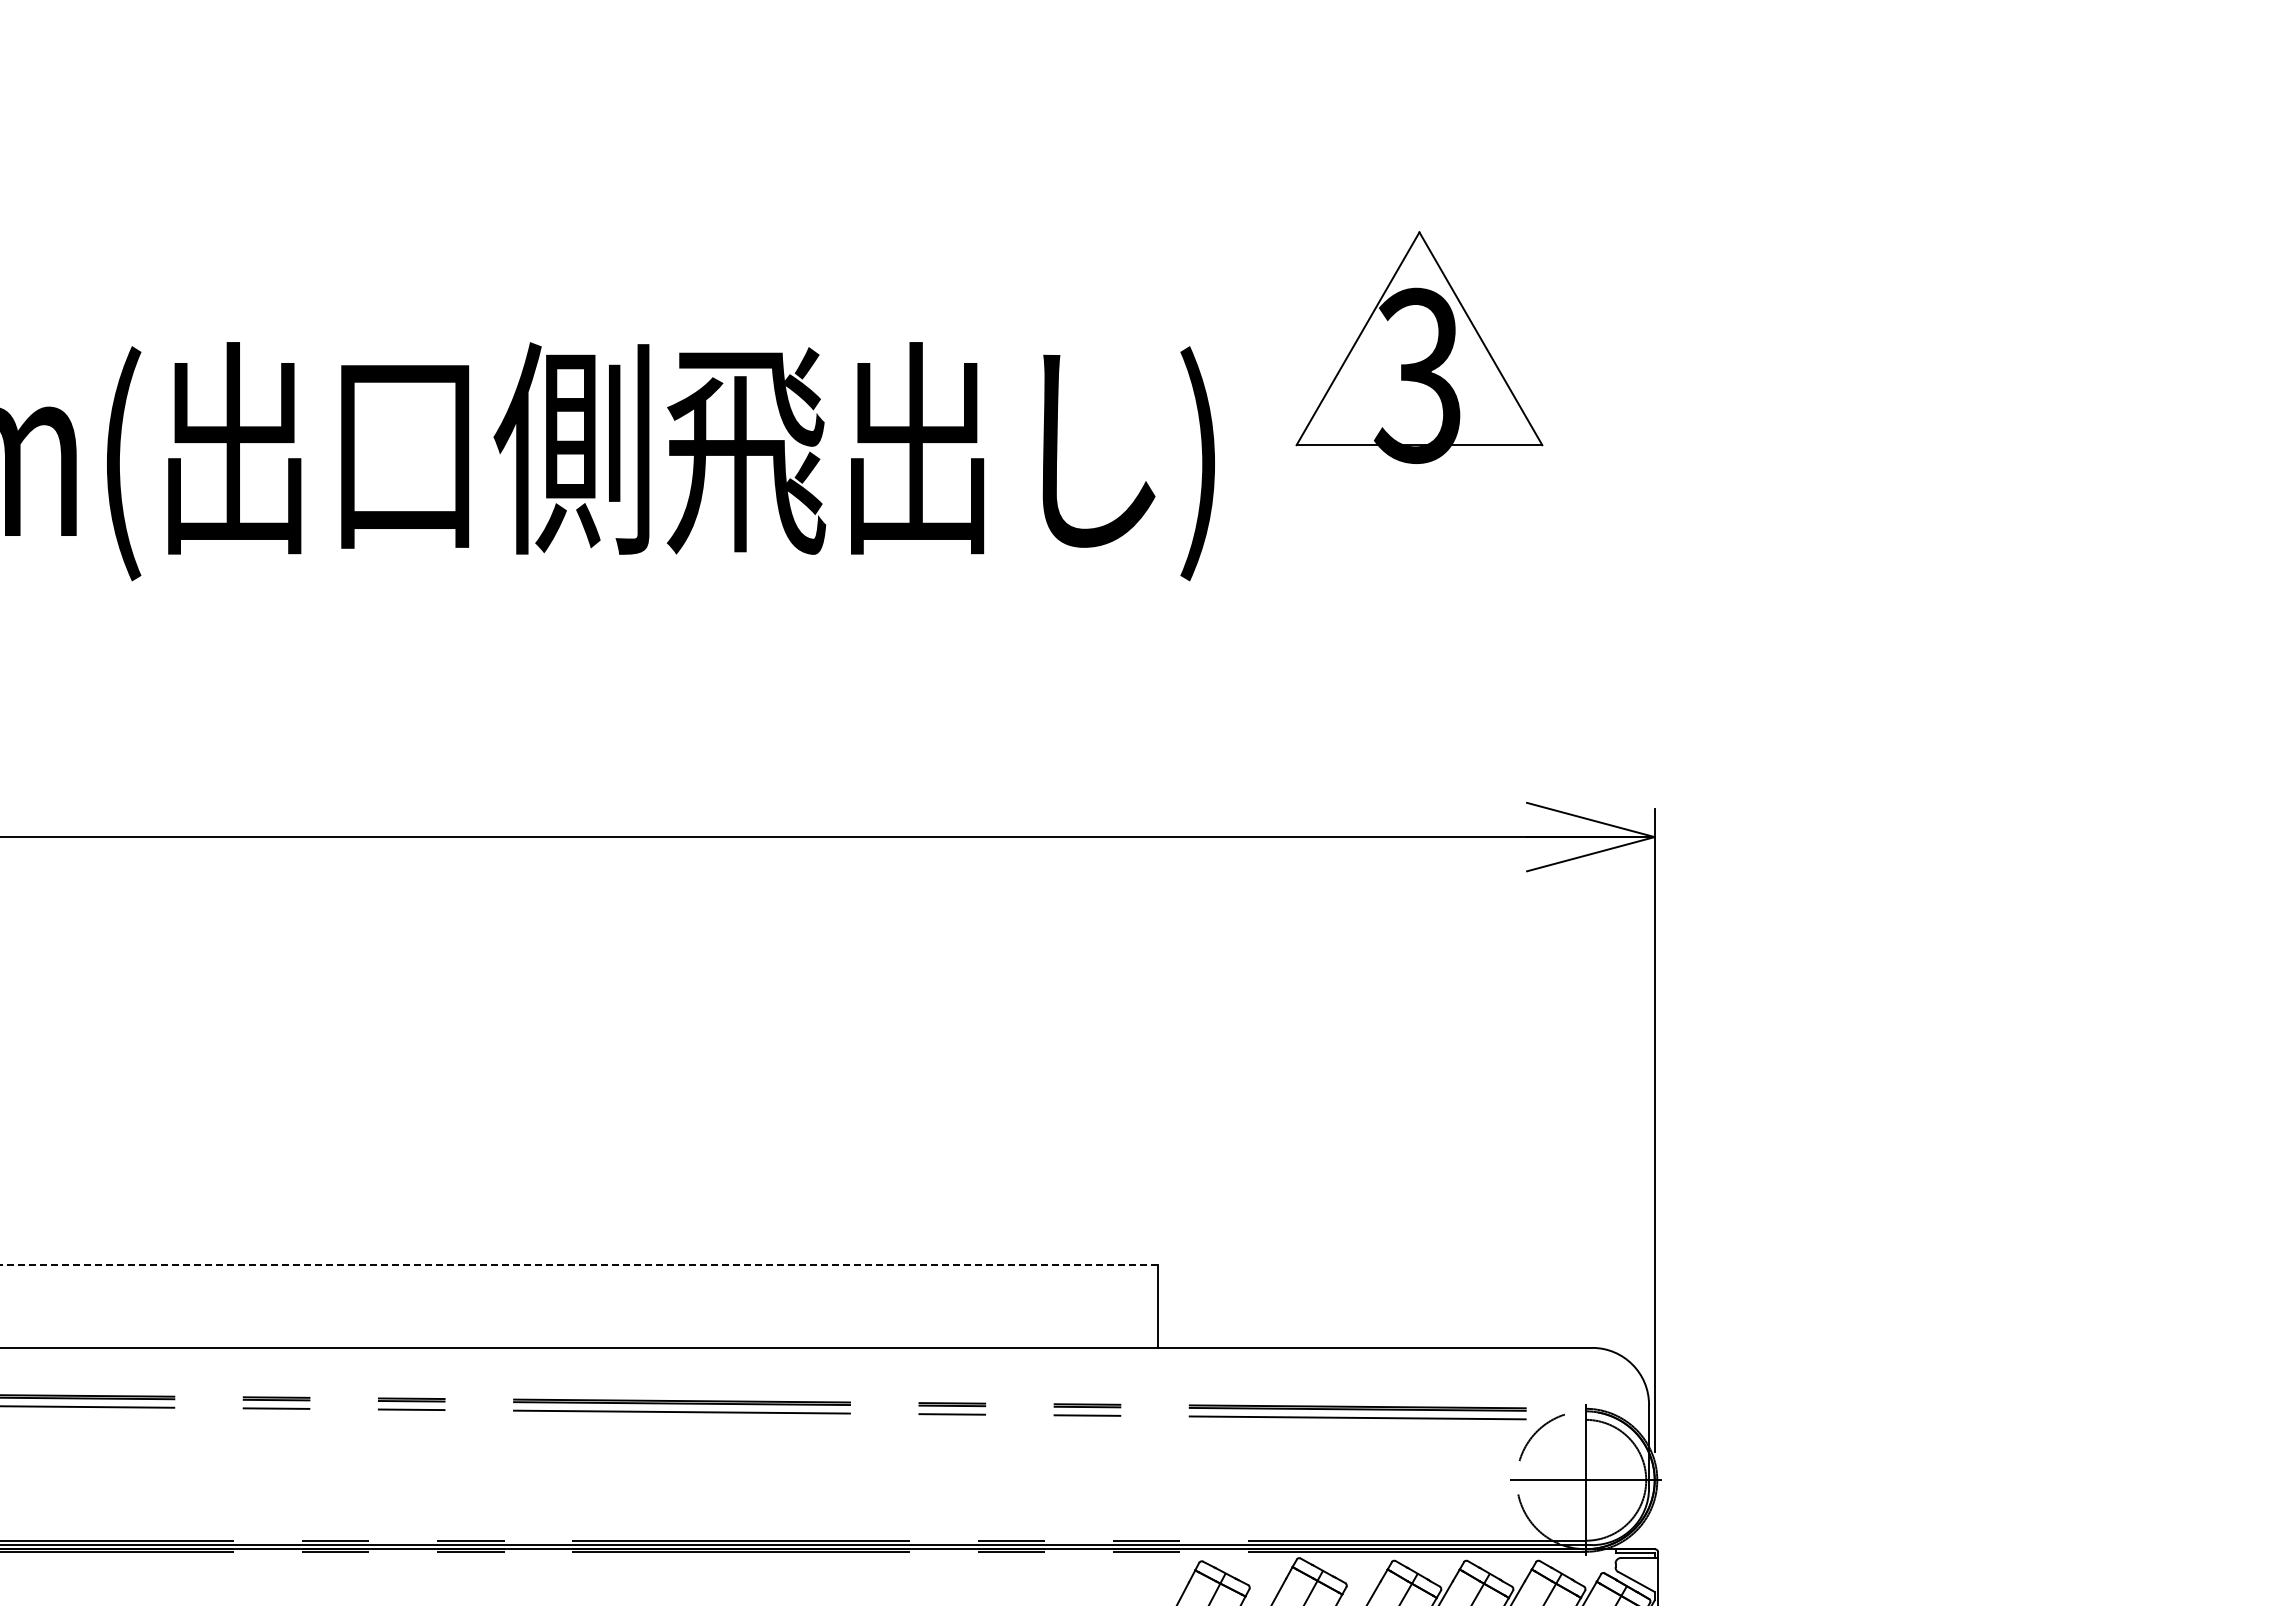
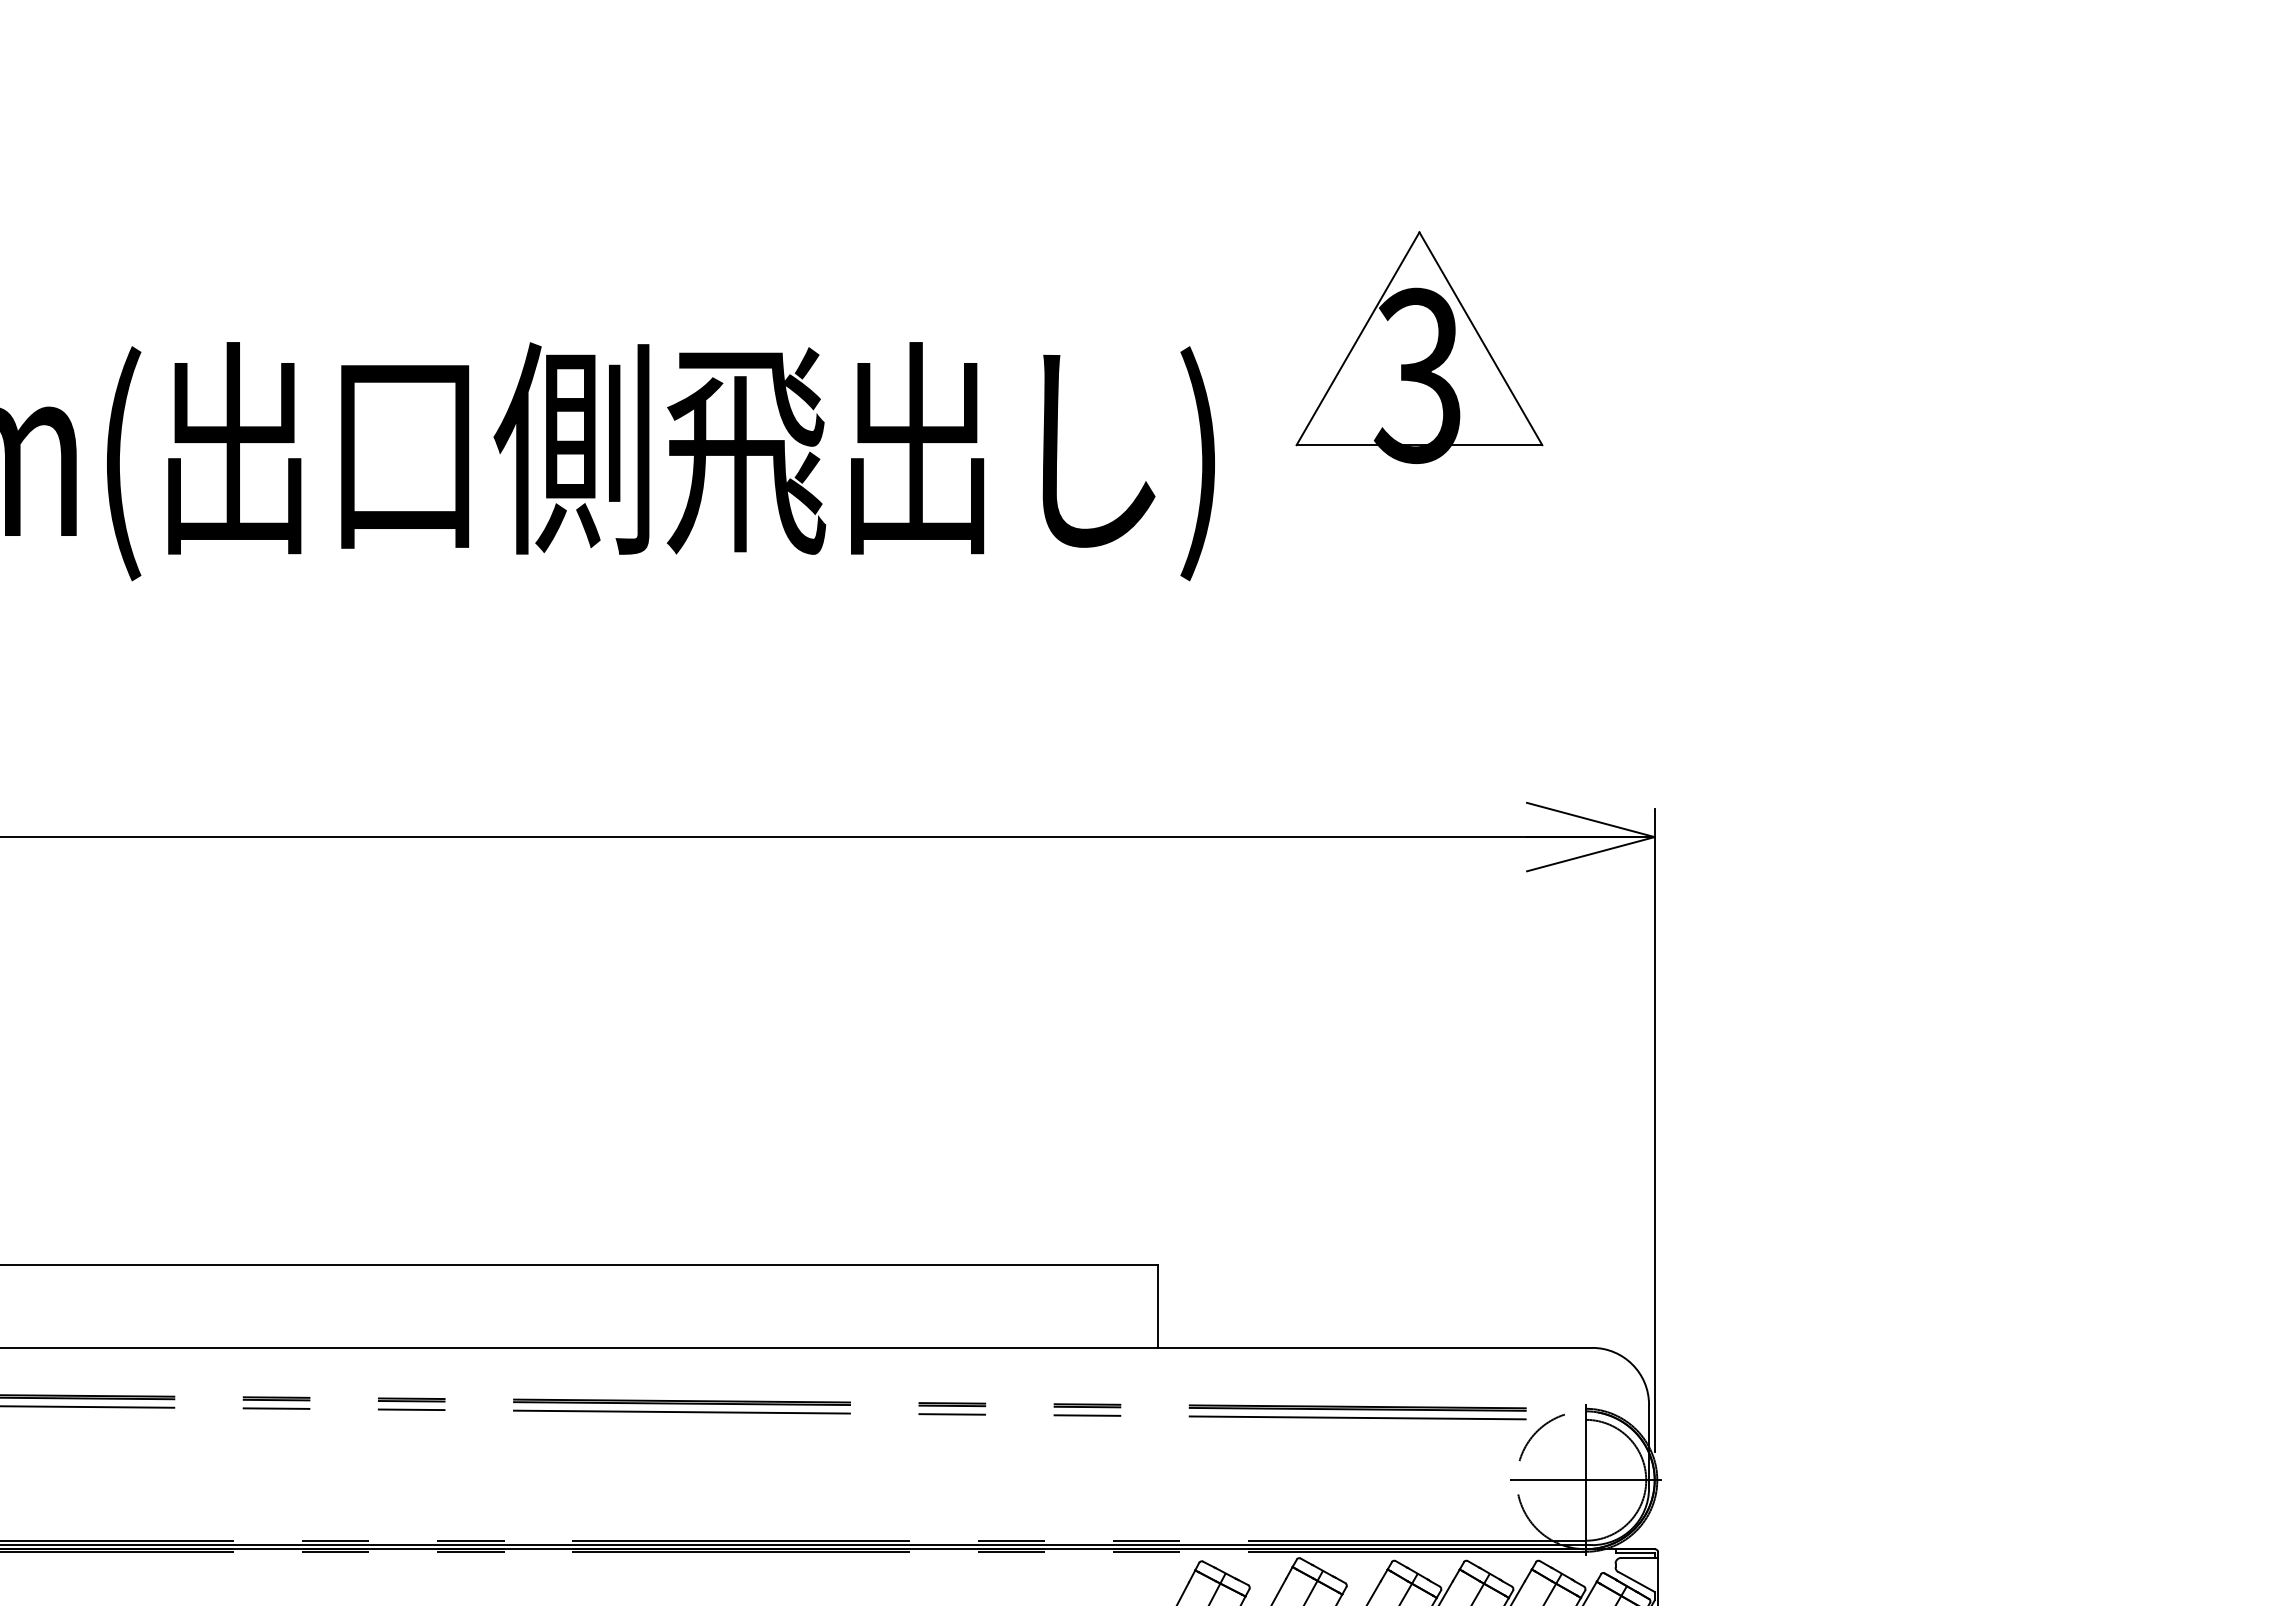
line: dashed -> solid (579, 1265)
